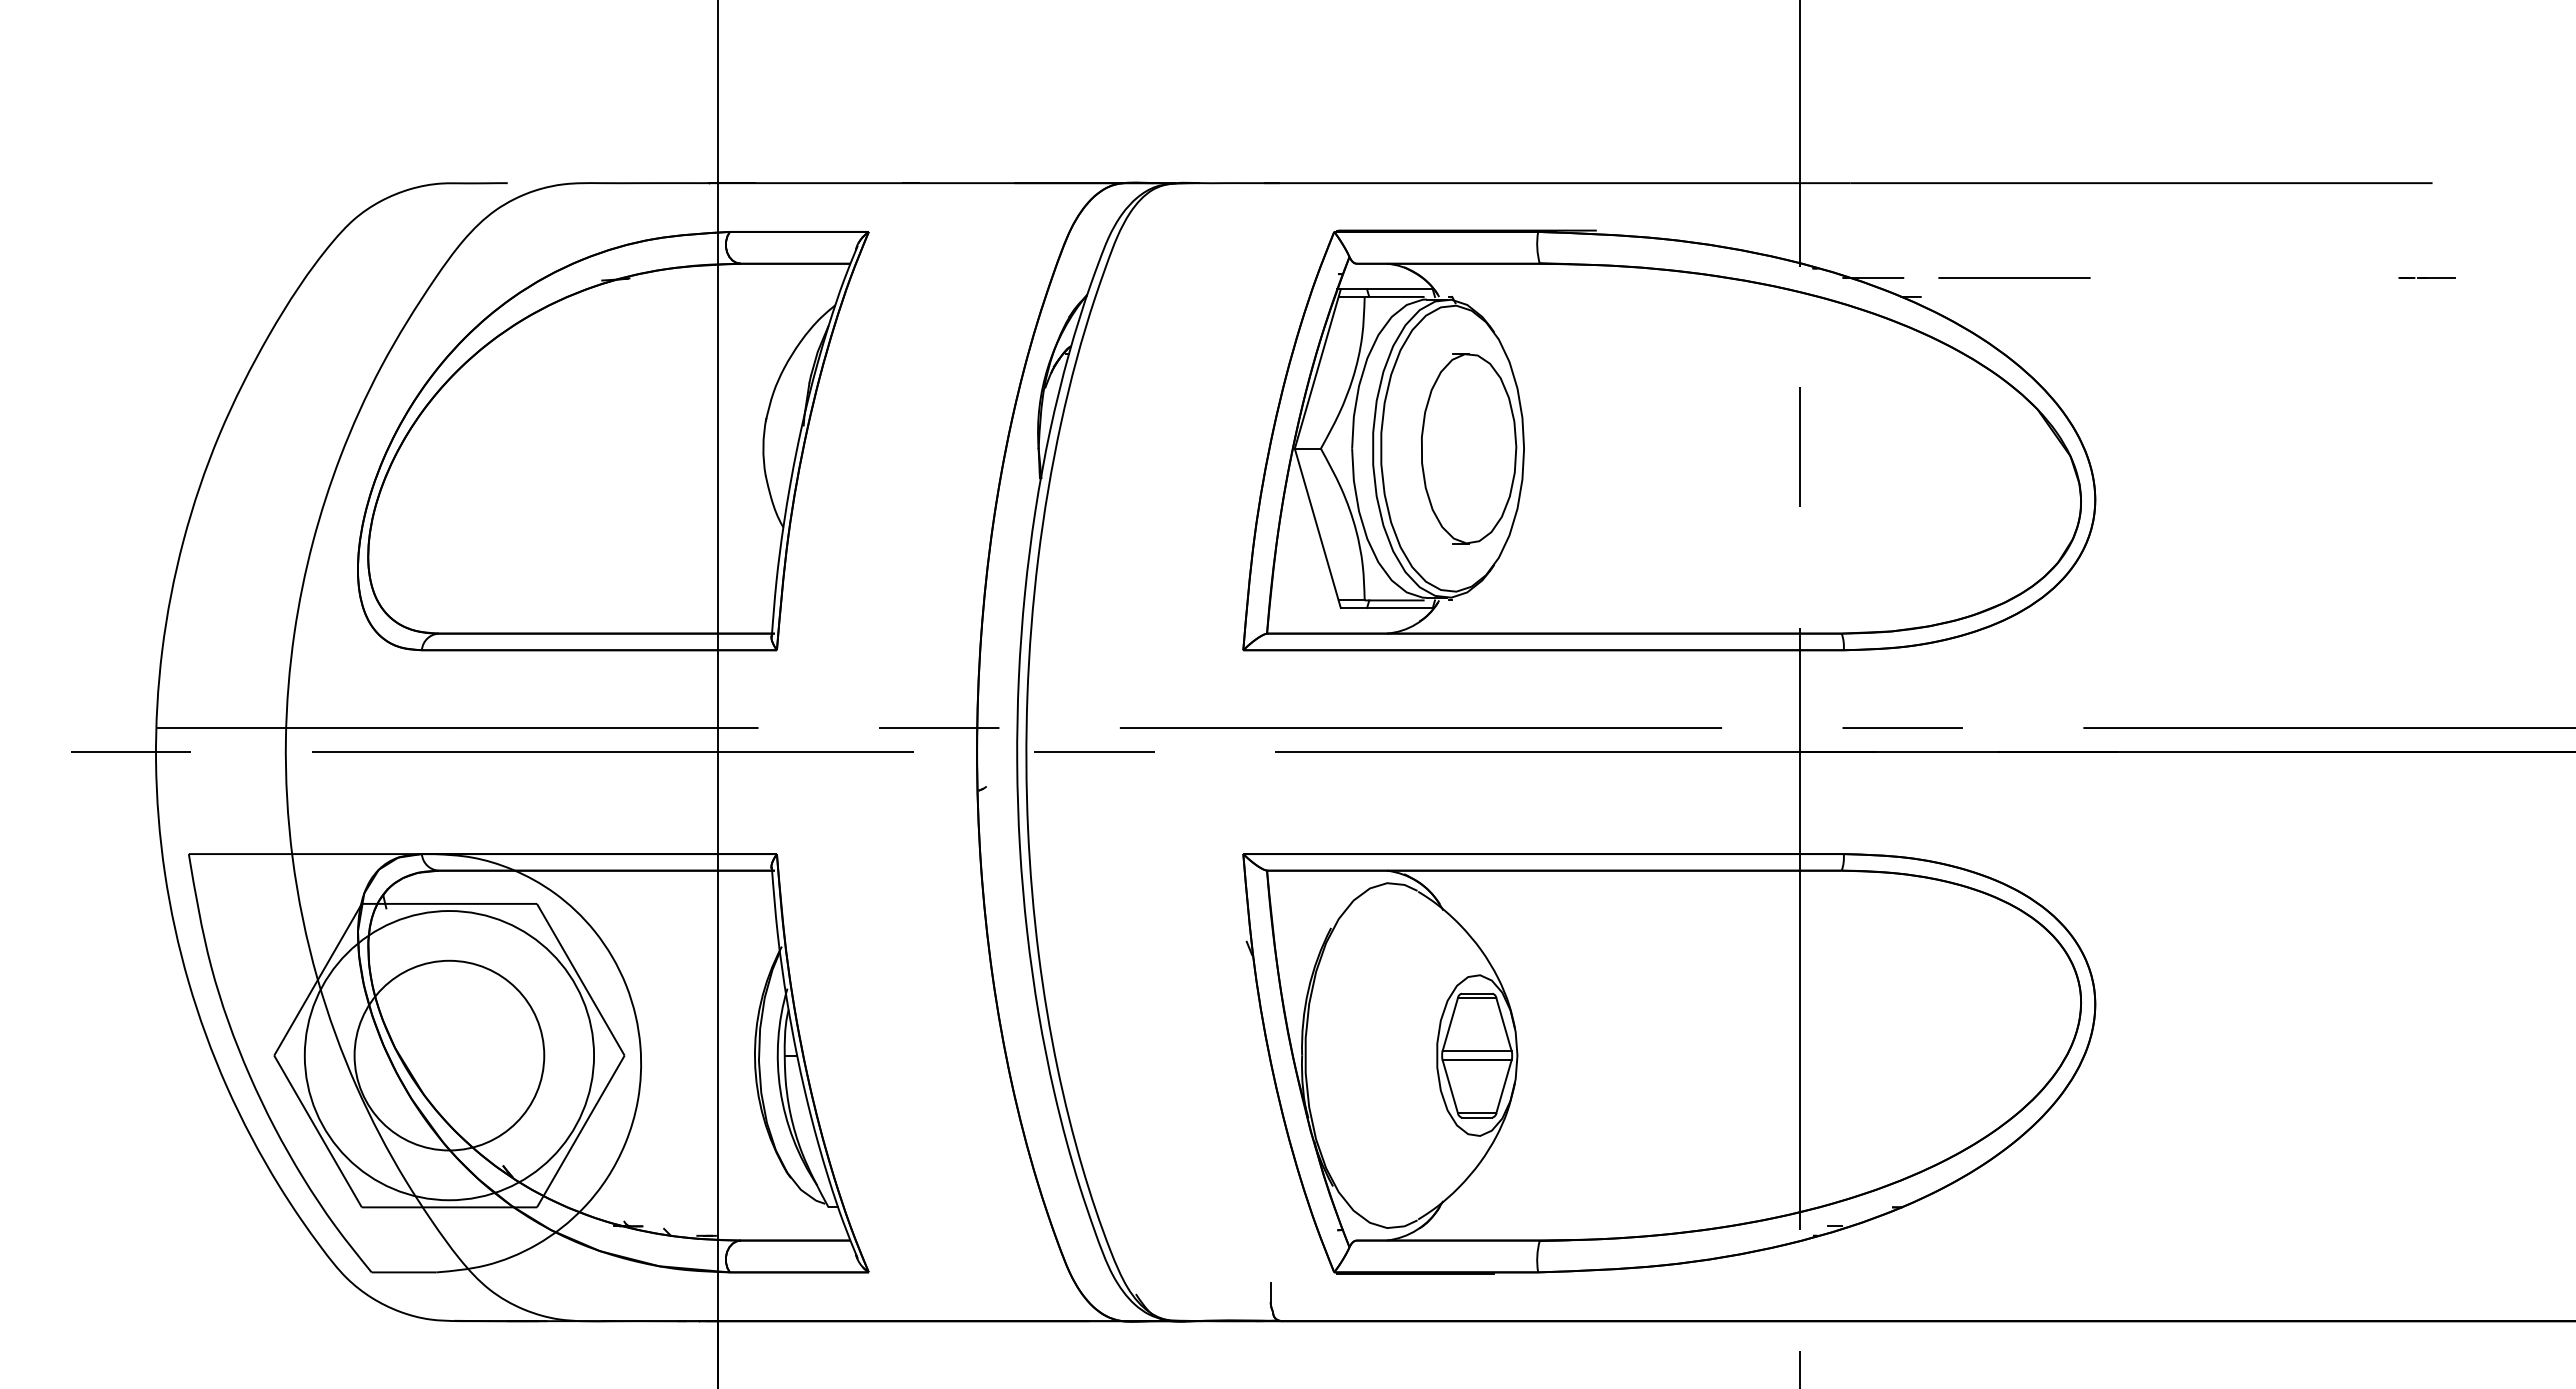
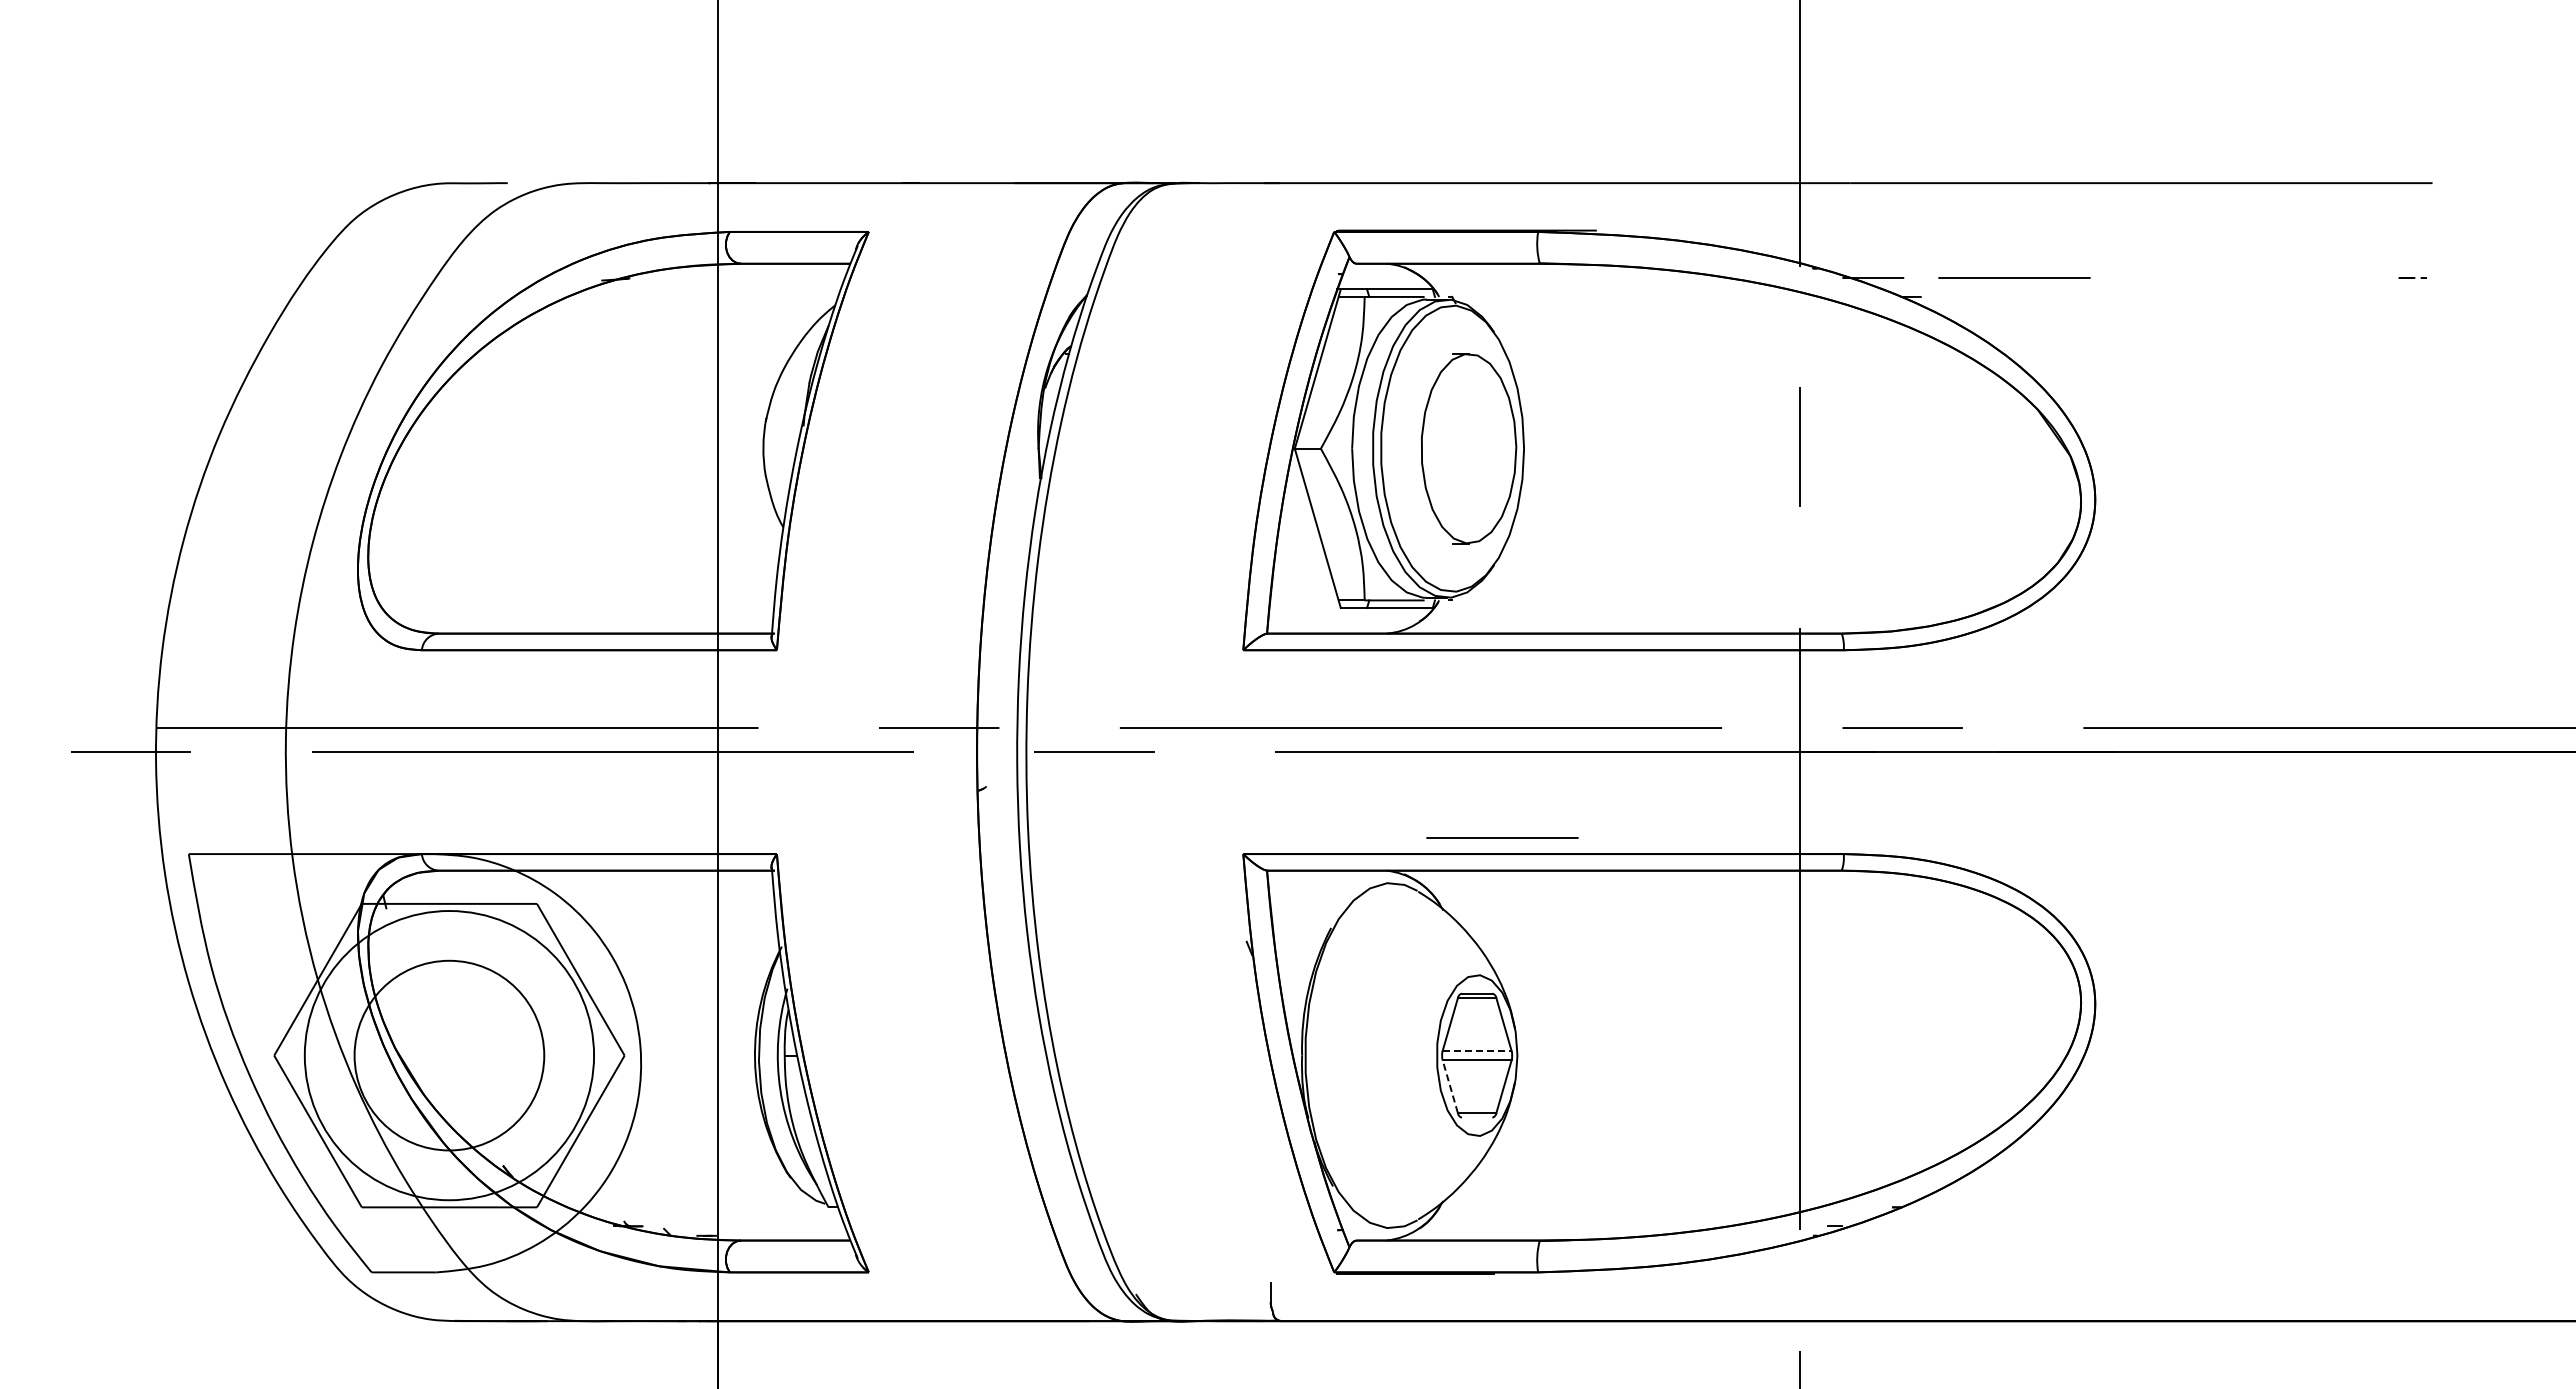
line: present -> none (2436, 278)
line: none -> present (1502, 837)
line: solid -> dashed (1477, 1050)
line: solid -> dashed (1450, 1086)
line: present -> none (1476, 1117)
